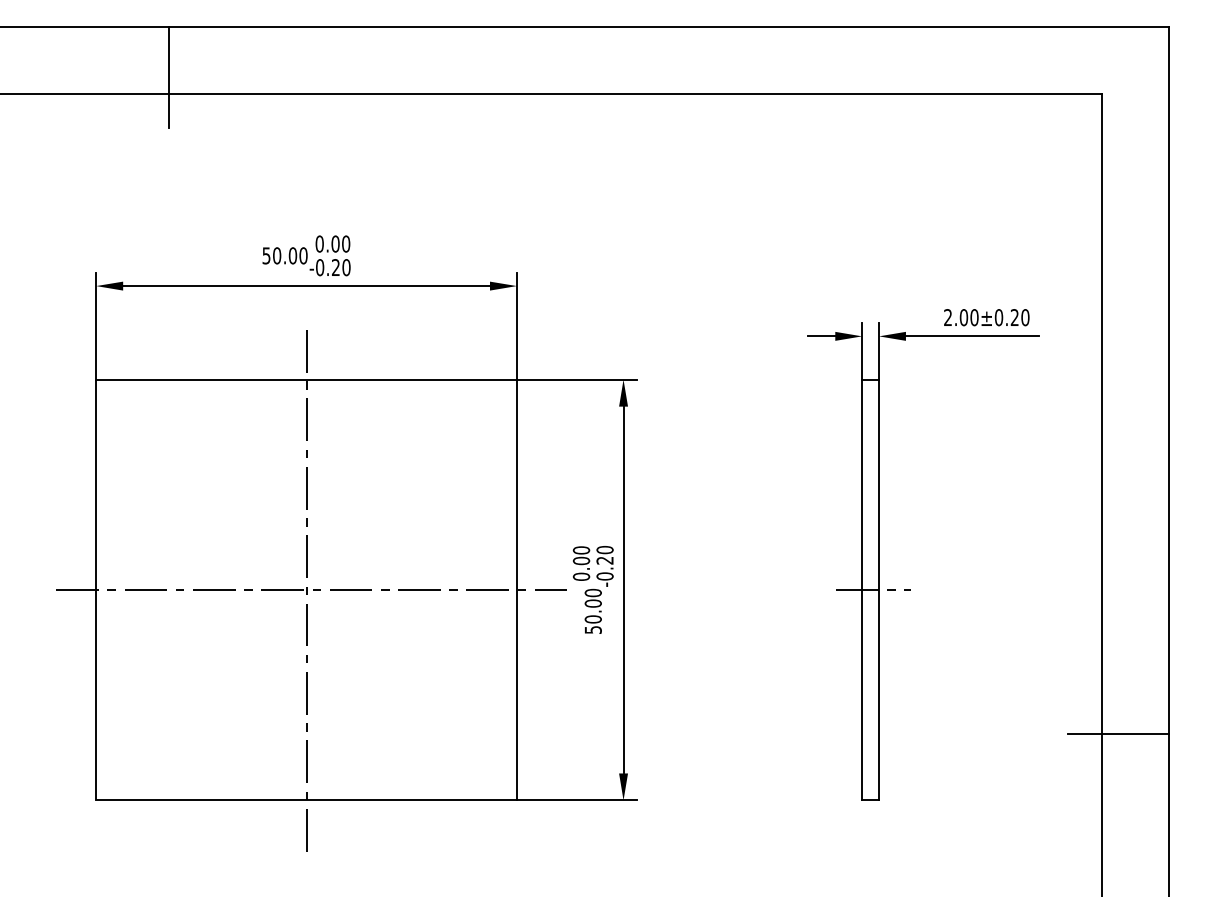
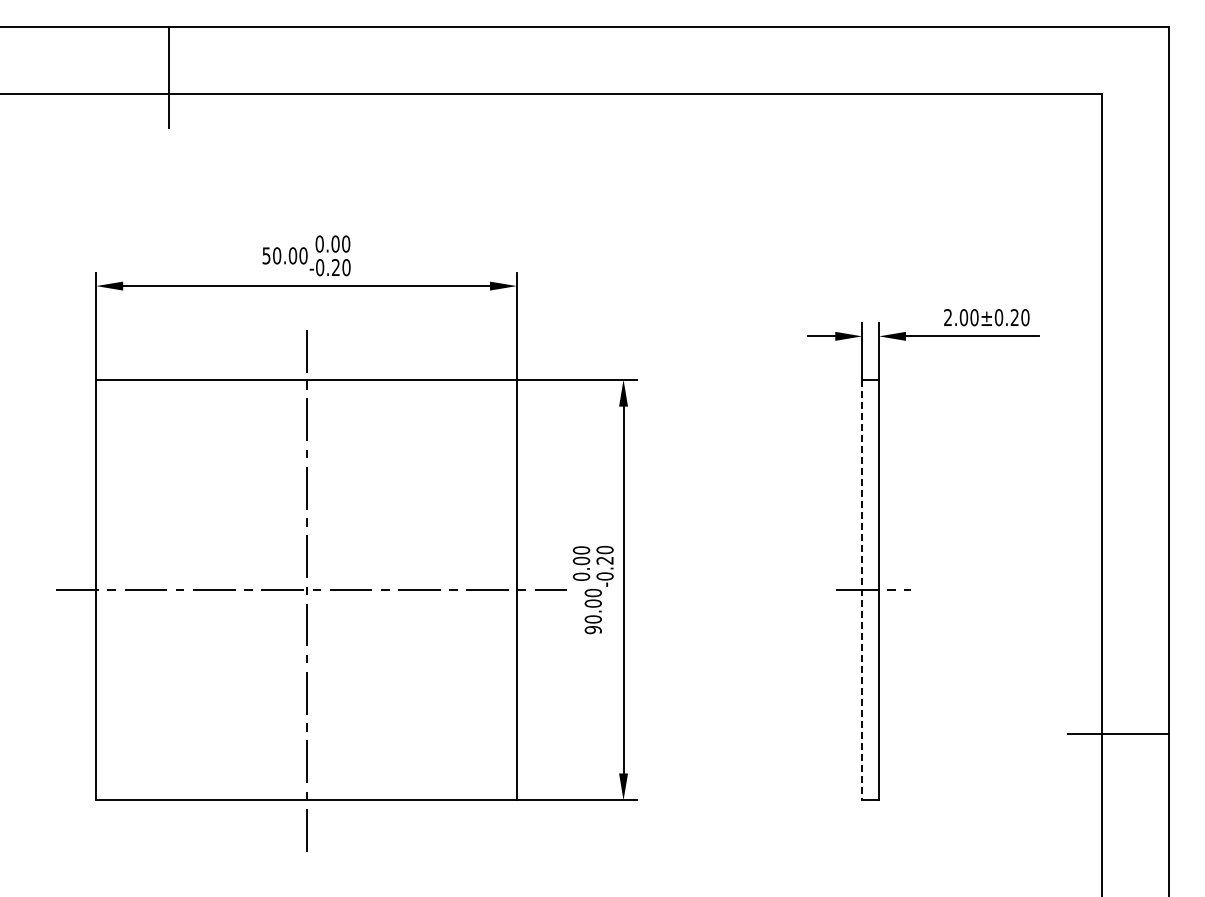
line: solid -> dashed (862, 590)
text: 50.00 -> 90.00 (592, 630)
